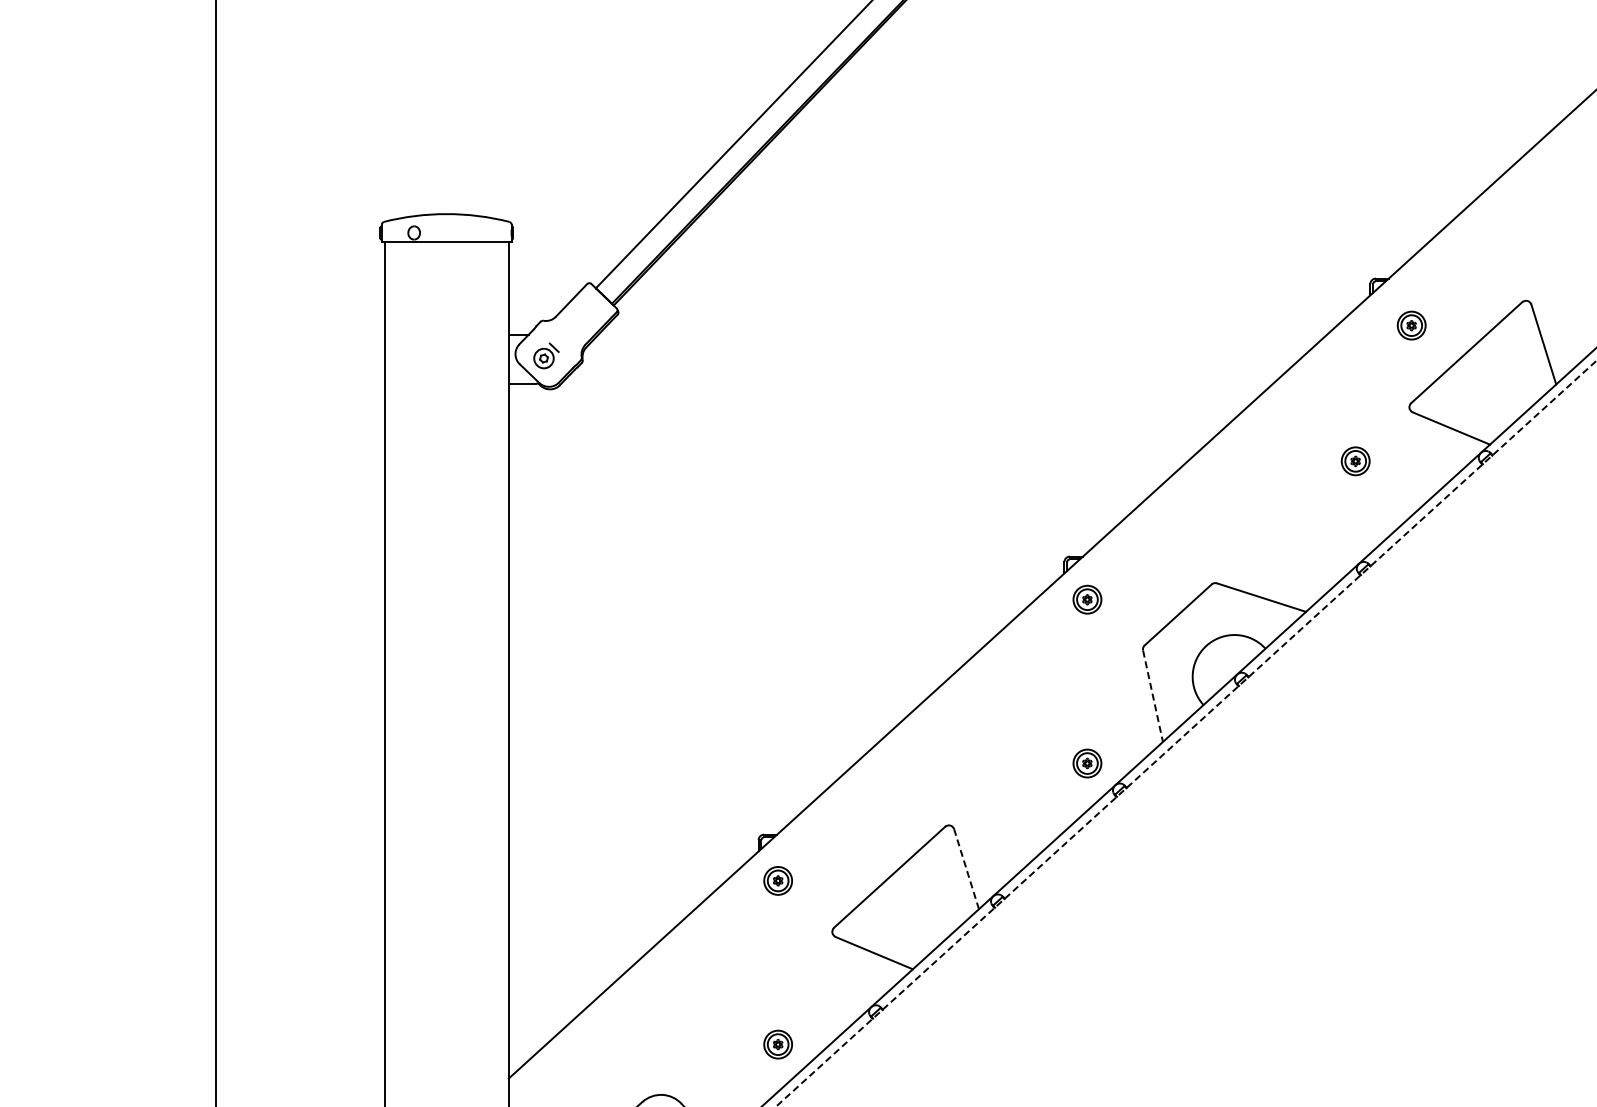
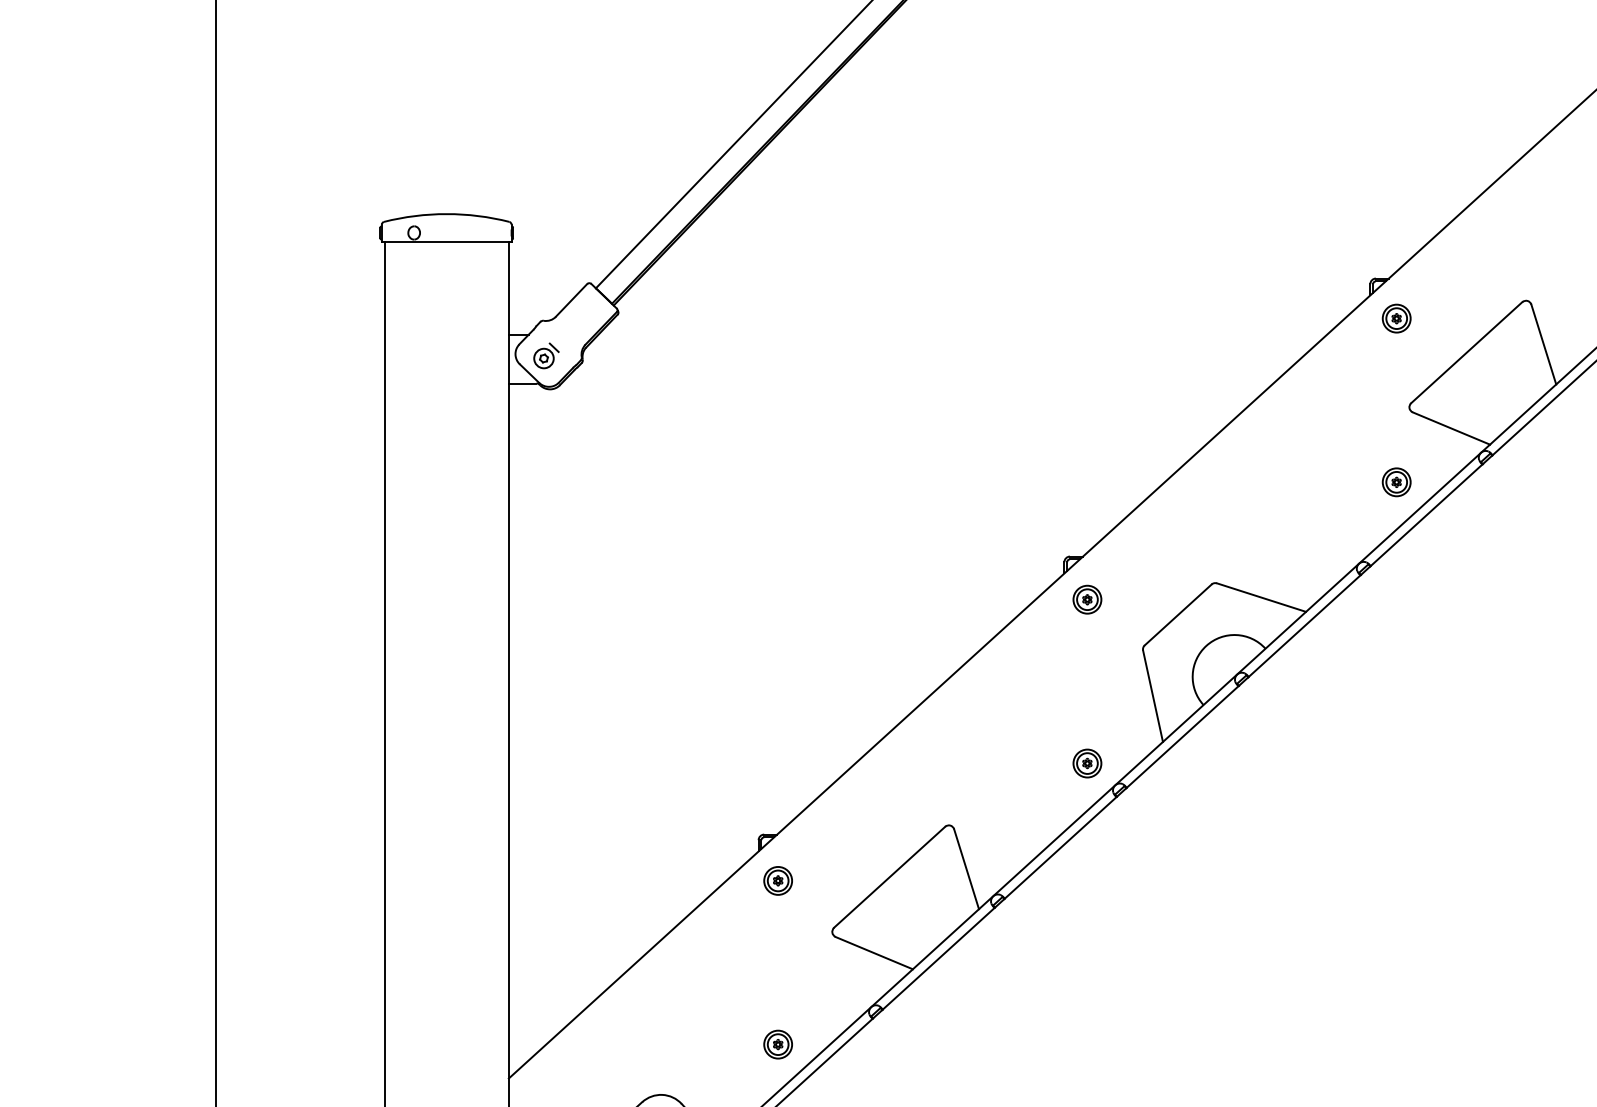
part position: (1411, 325) -> (1396, 318) (1396, 318)
part position: (1355, 461) -> (1396, 482) (1396, 482)
line: dashed -> solid (1153, 696)
line: dashed -> solid (1186, 733)
line: dashed -> solid (966, 869)
